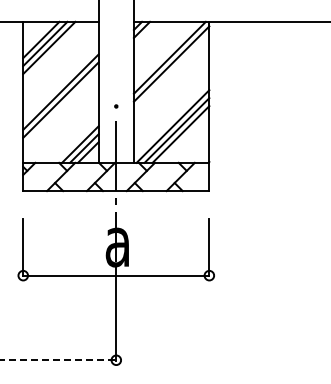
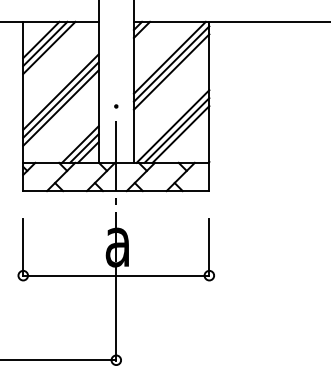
line: none -> present (171, 71)
line: none -> present (60, 107)
line: dashed -> solid (58, 360)
